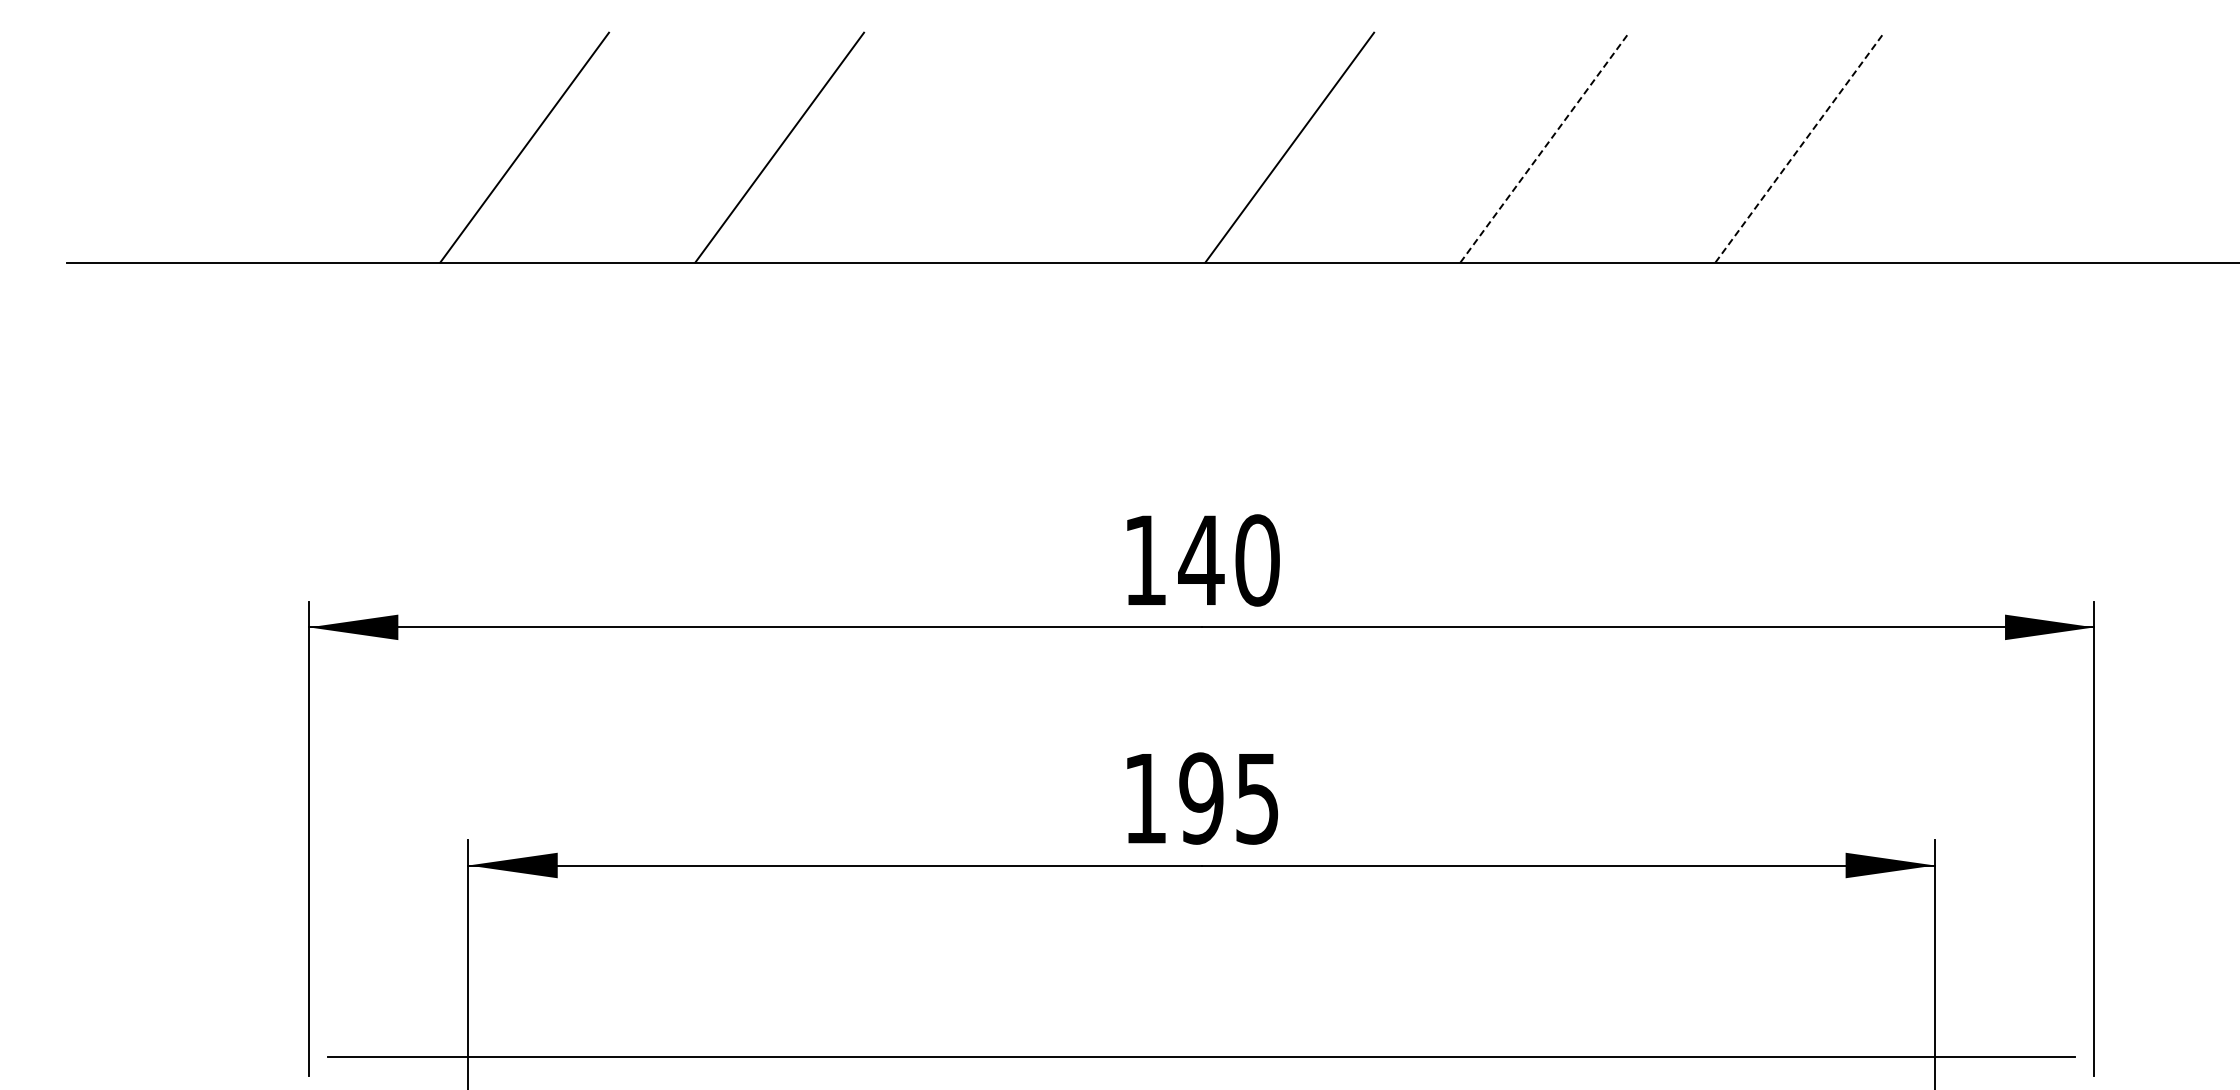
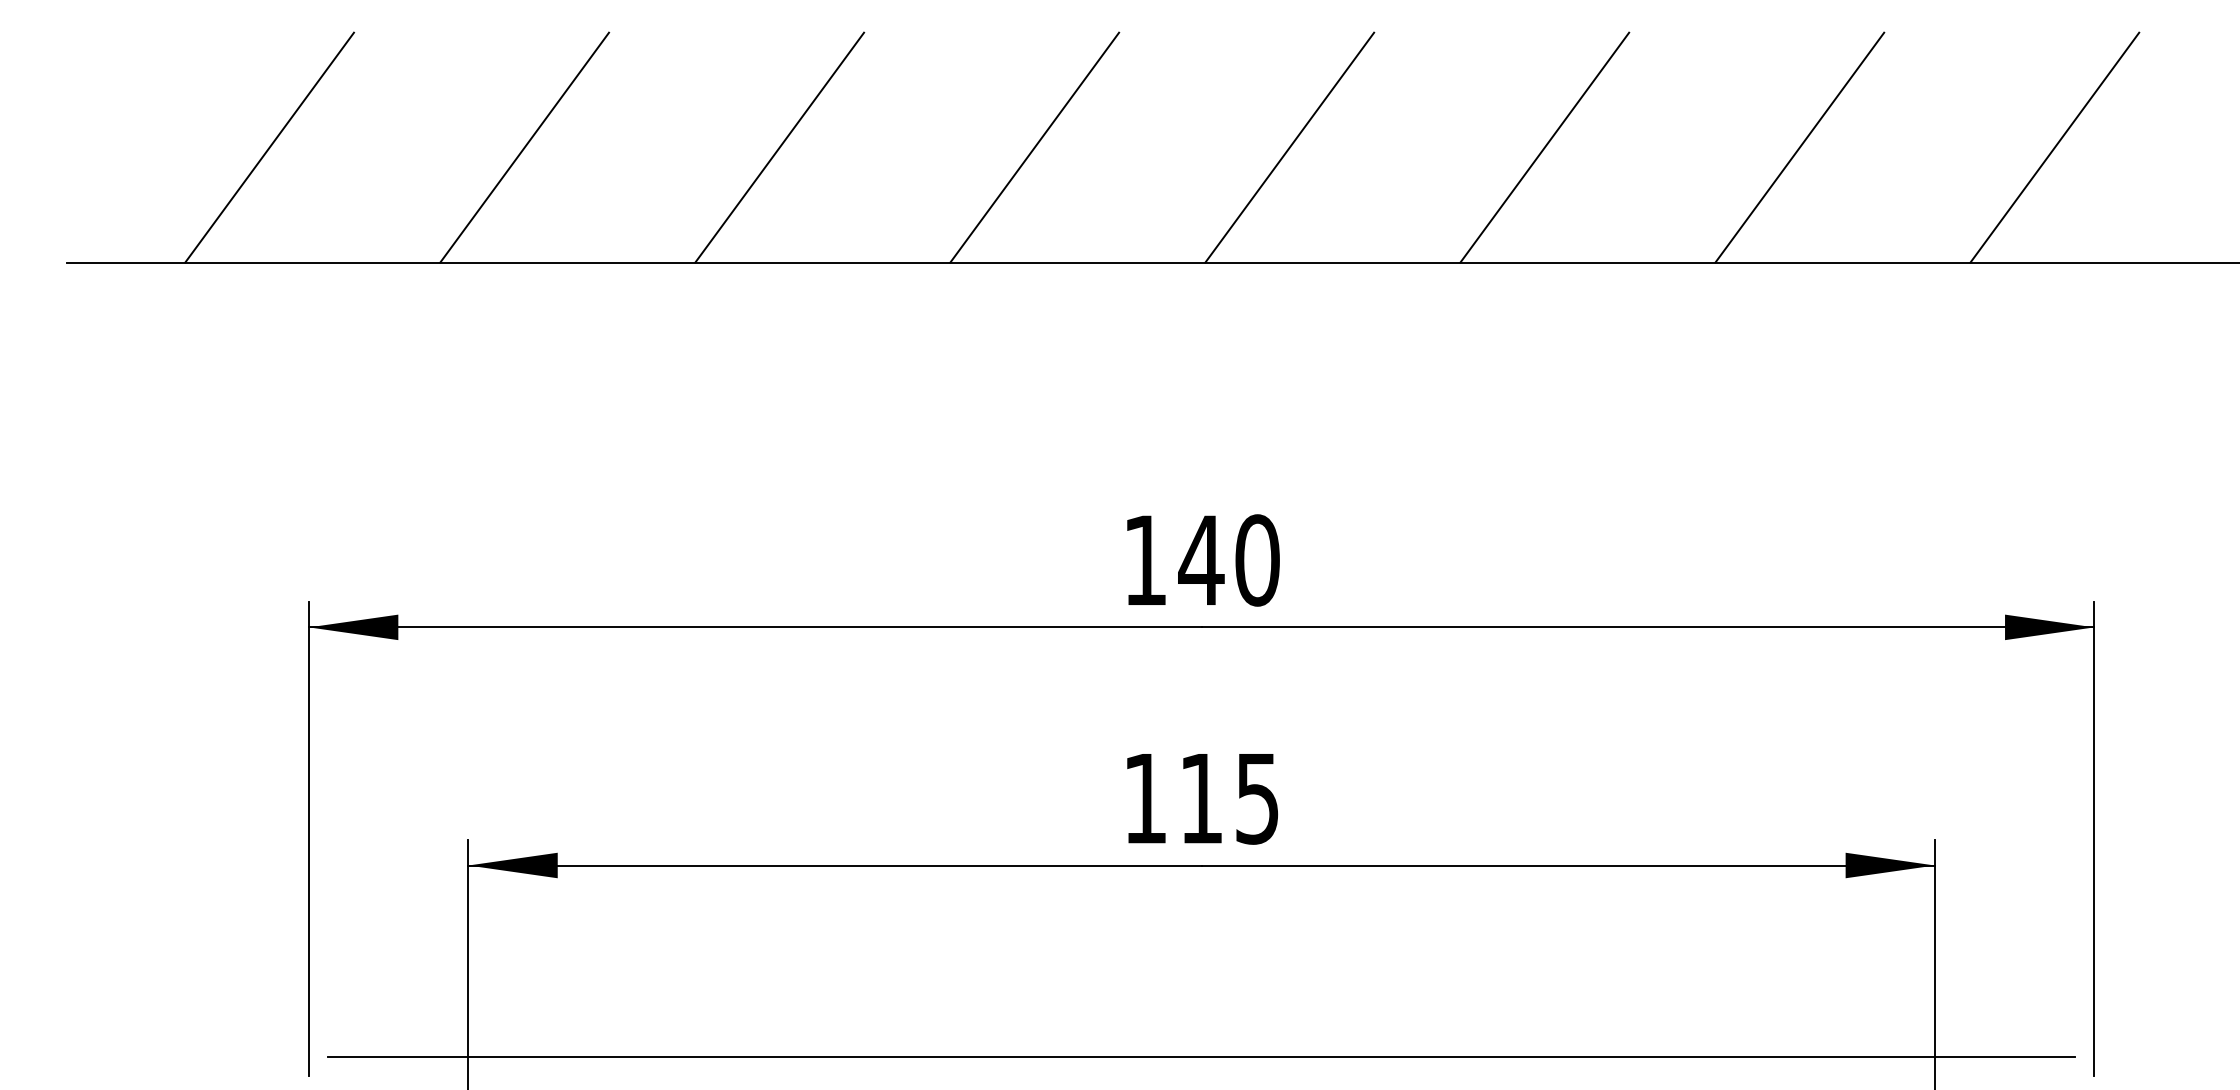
line: none -> present (269, 147)
line: none -> present (1034, 147)
line: dashed -> solid (1544, 147)
line: dashed -> solid (1799, 147)
line: none -> present (2054, 147)
text: 195 -> 115 (1201, 798)
